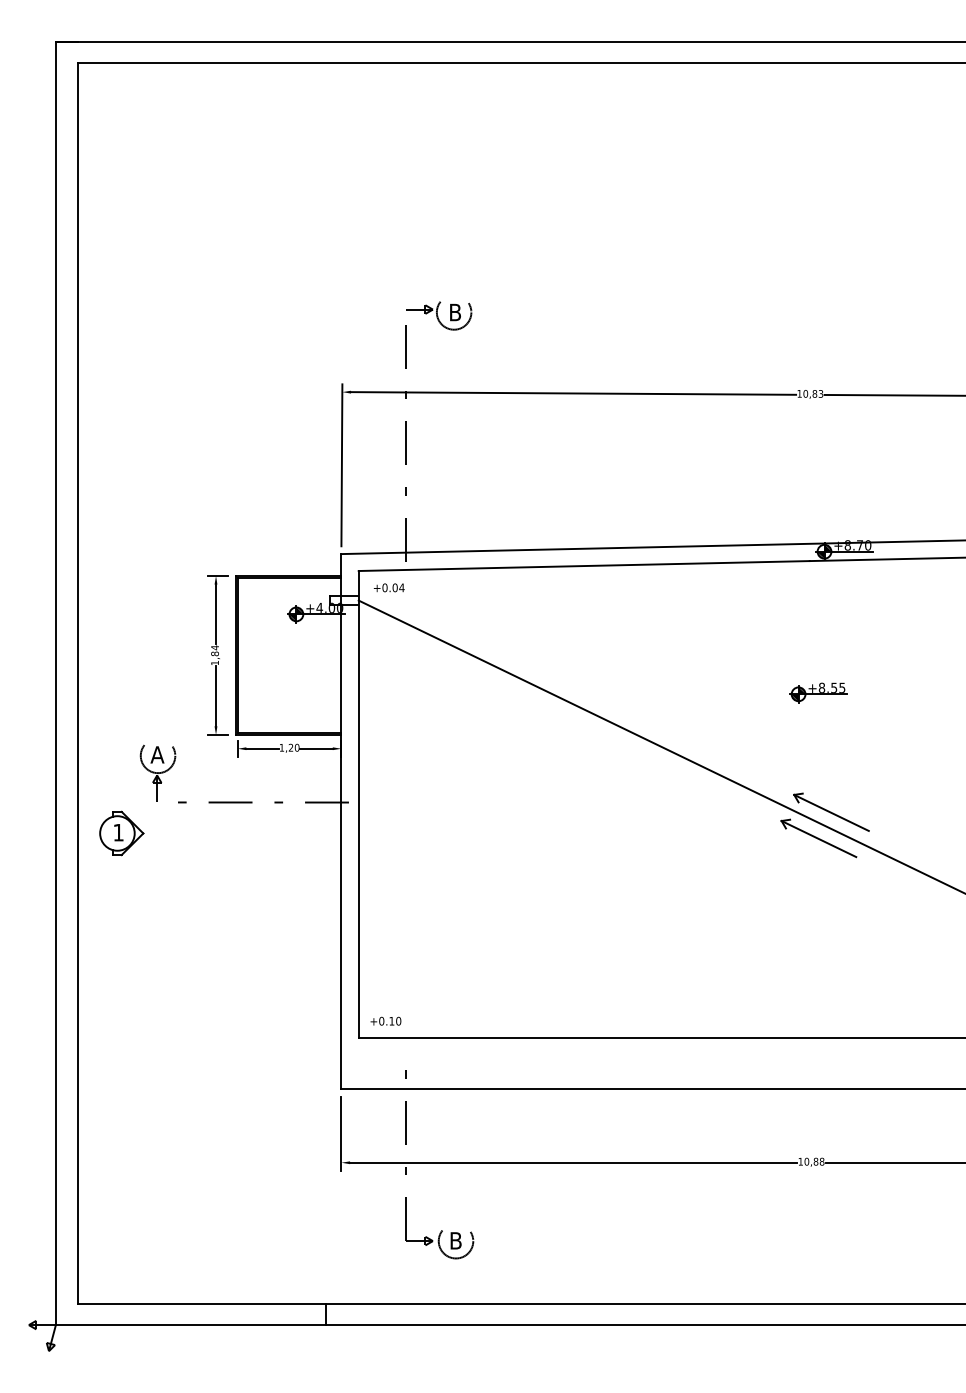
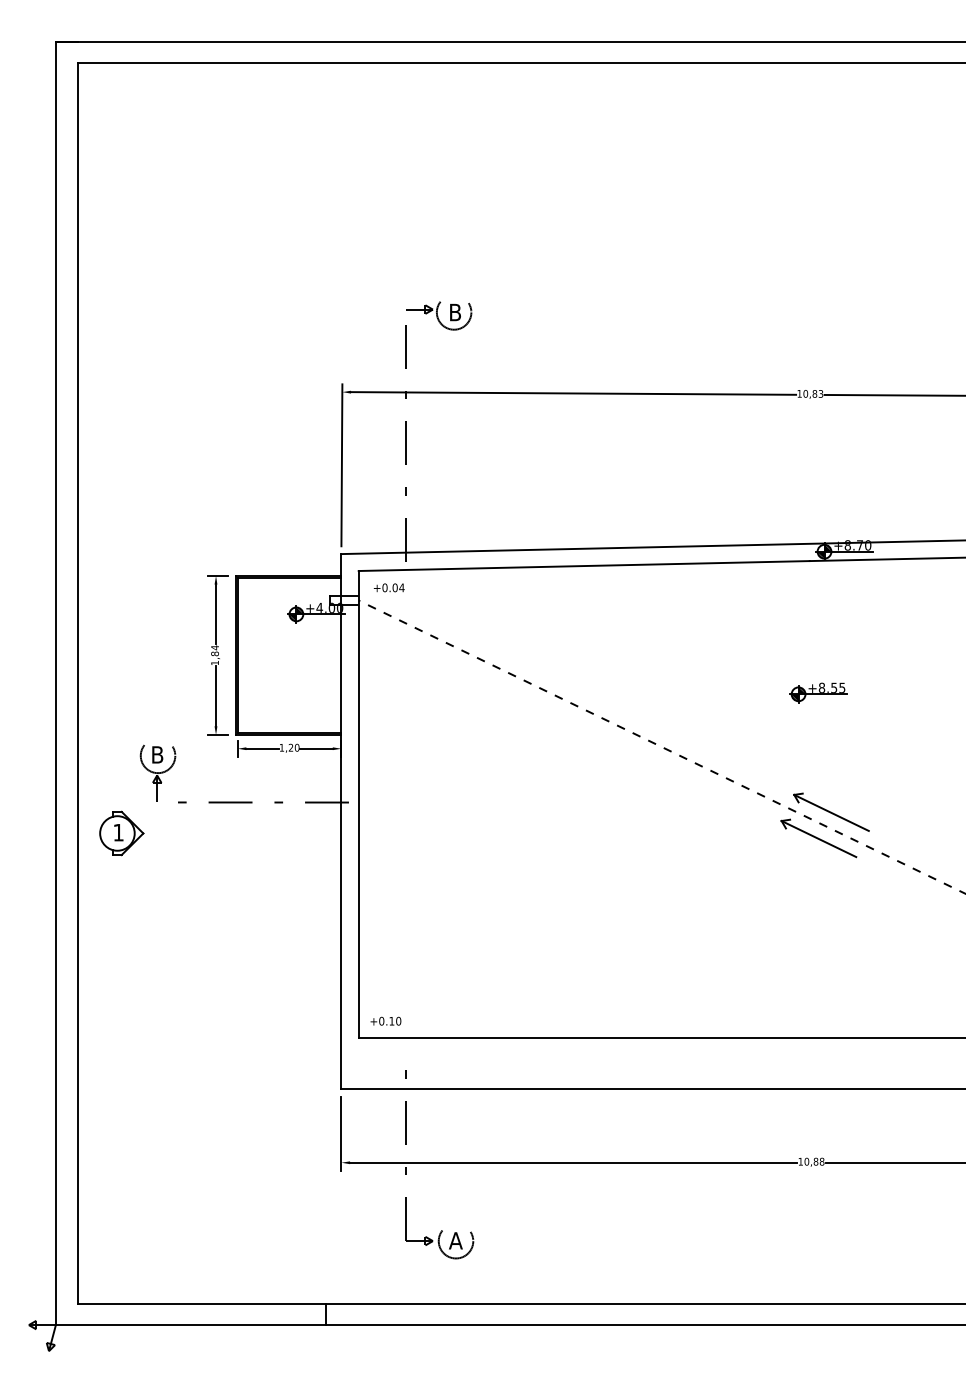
line: solid -> dashed (661, 747)
text: A -> B (157, 754)
text: B -> A (455, 1240)
